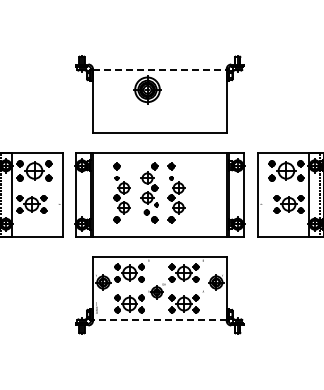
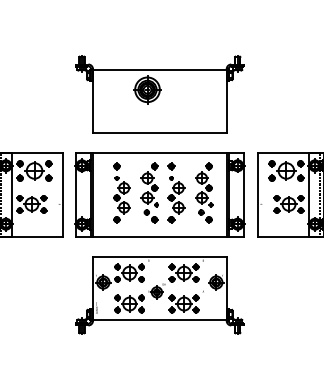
line: dashed -> solid (159, 70)
part: none -> present (204, 192)
line: dashed -> solid (159, 319)
